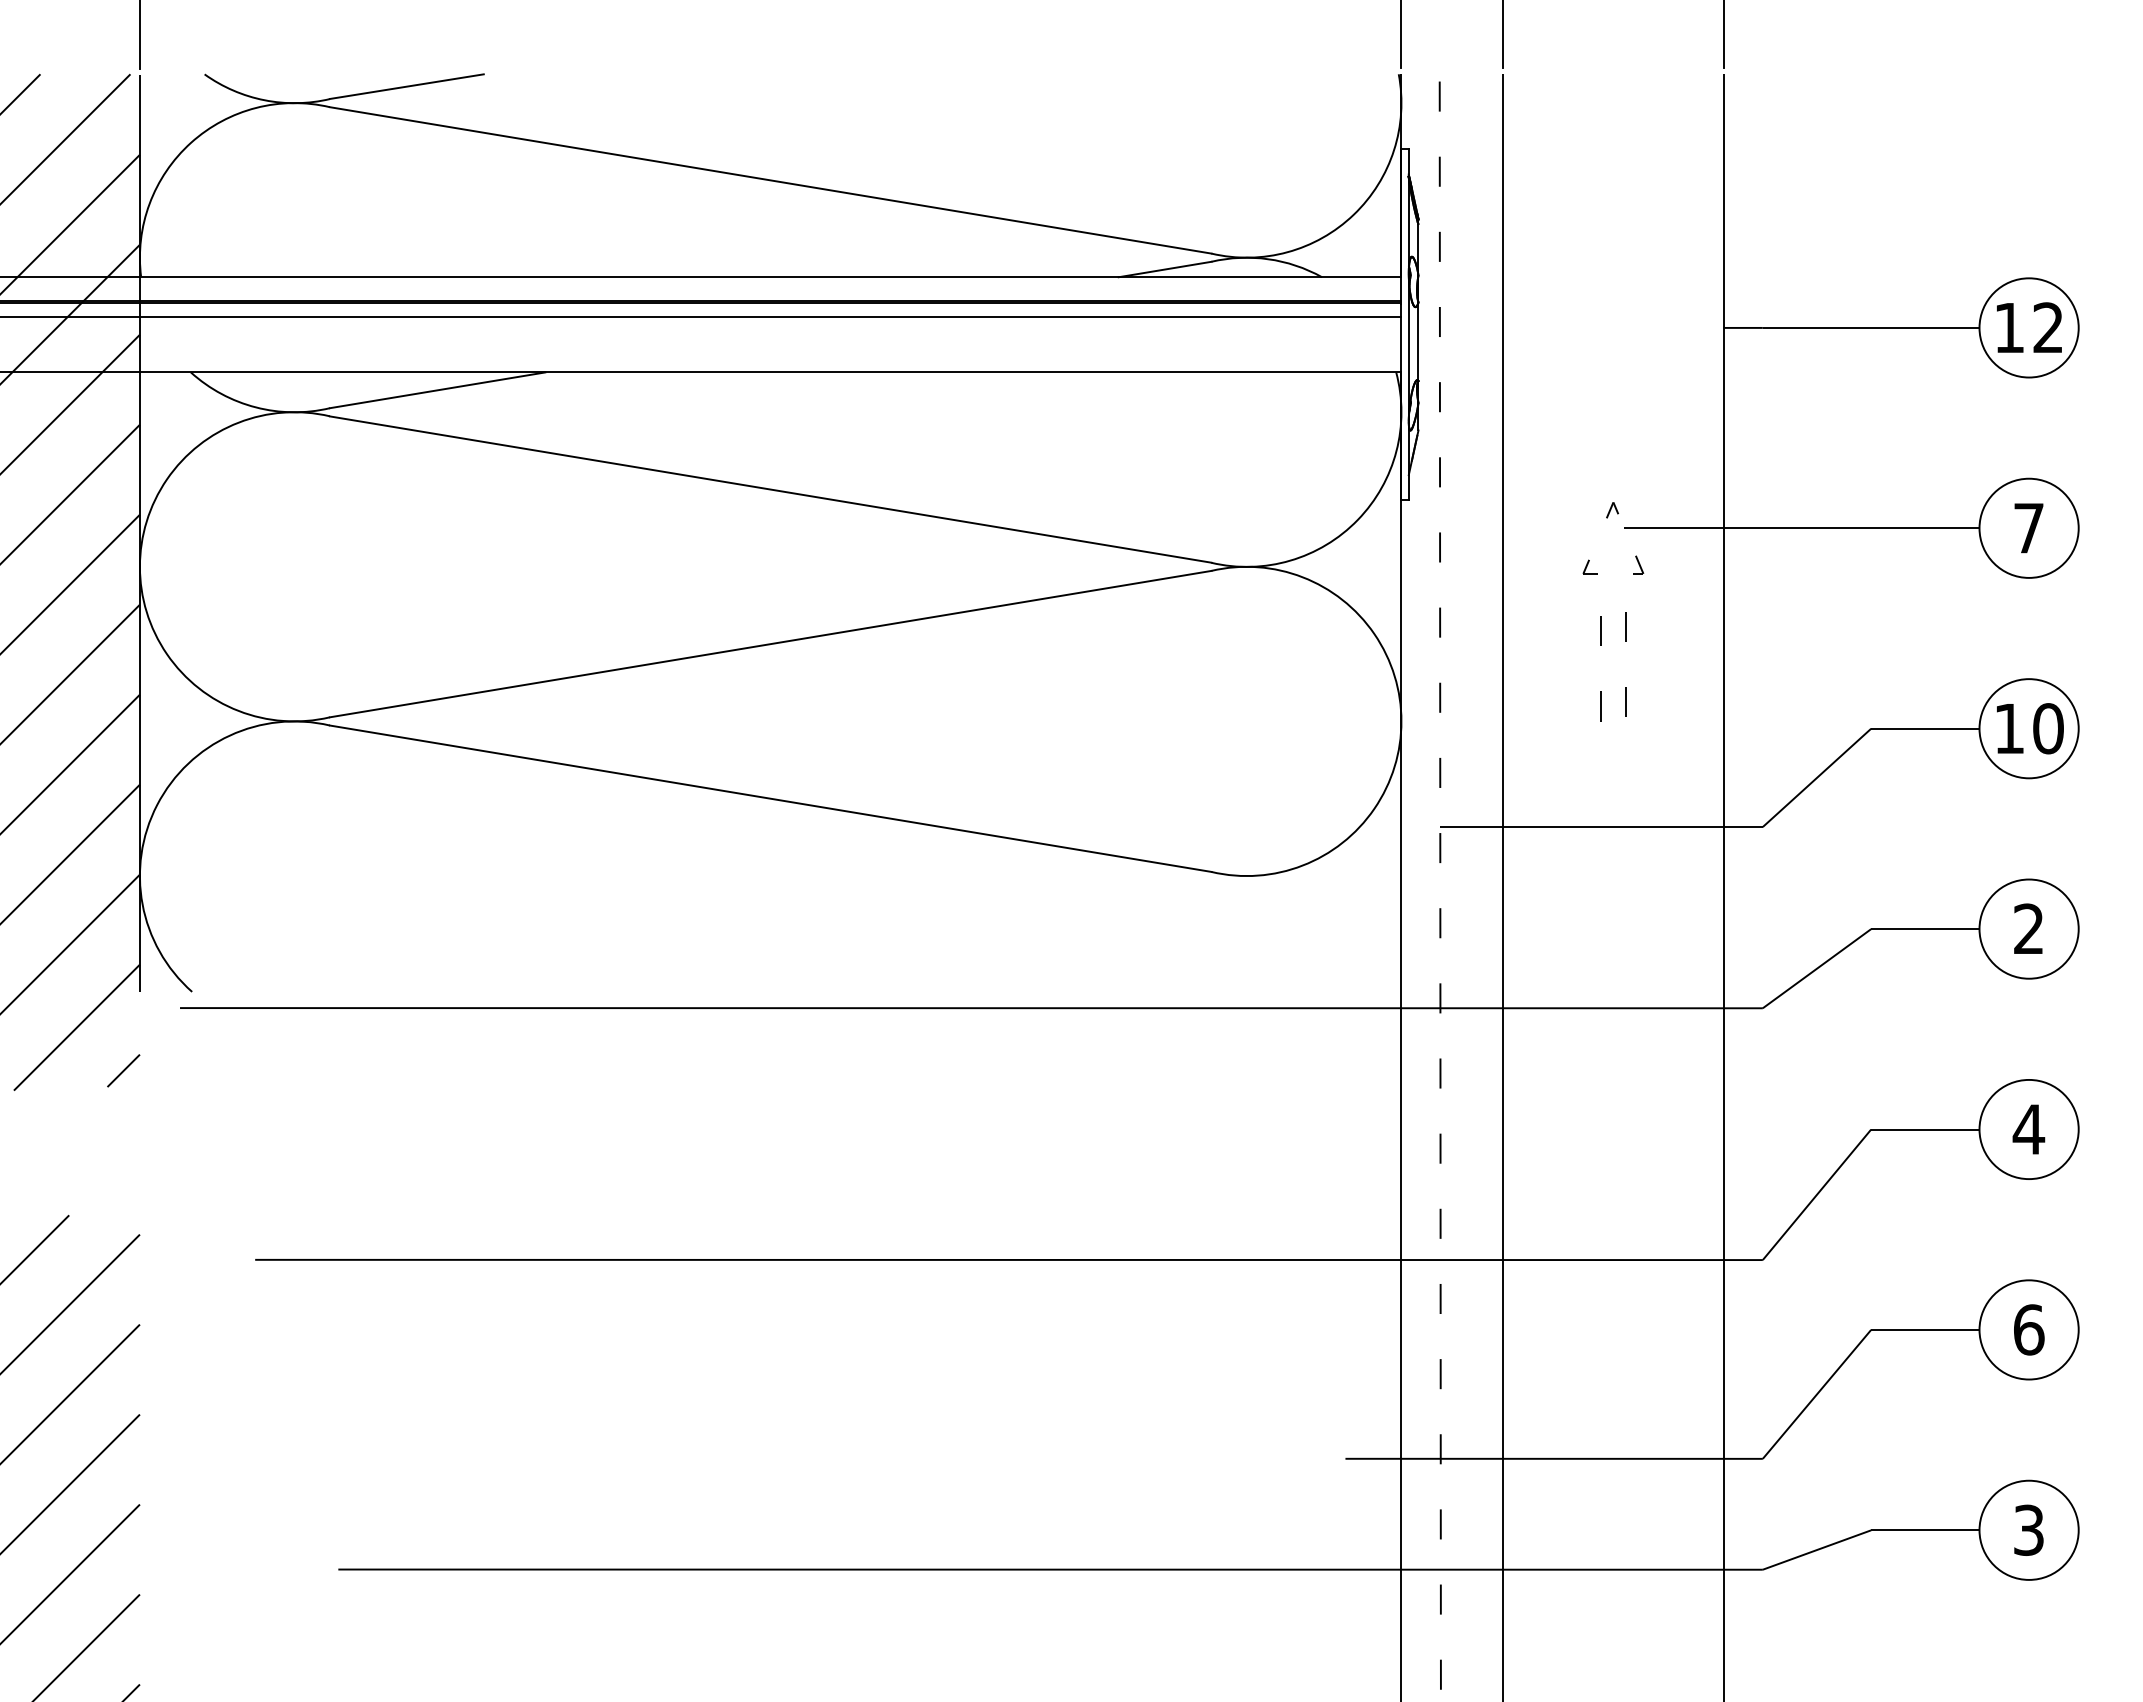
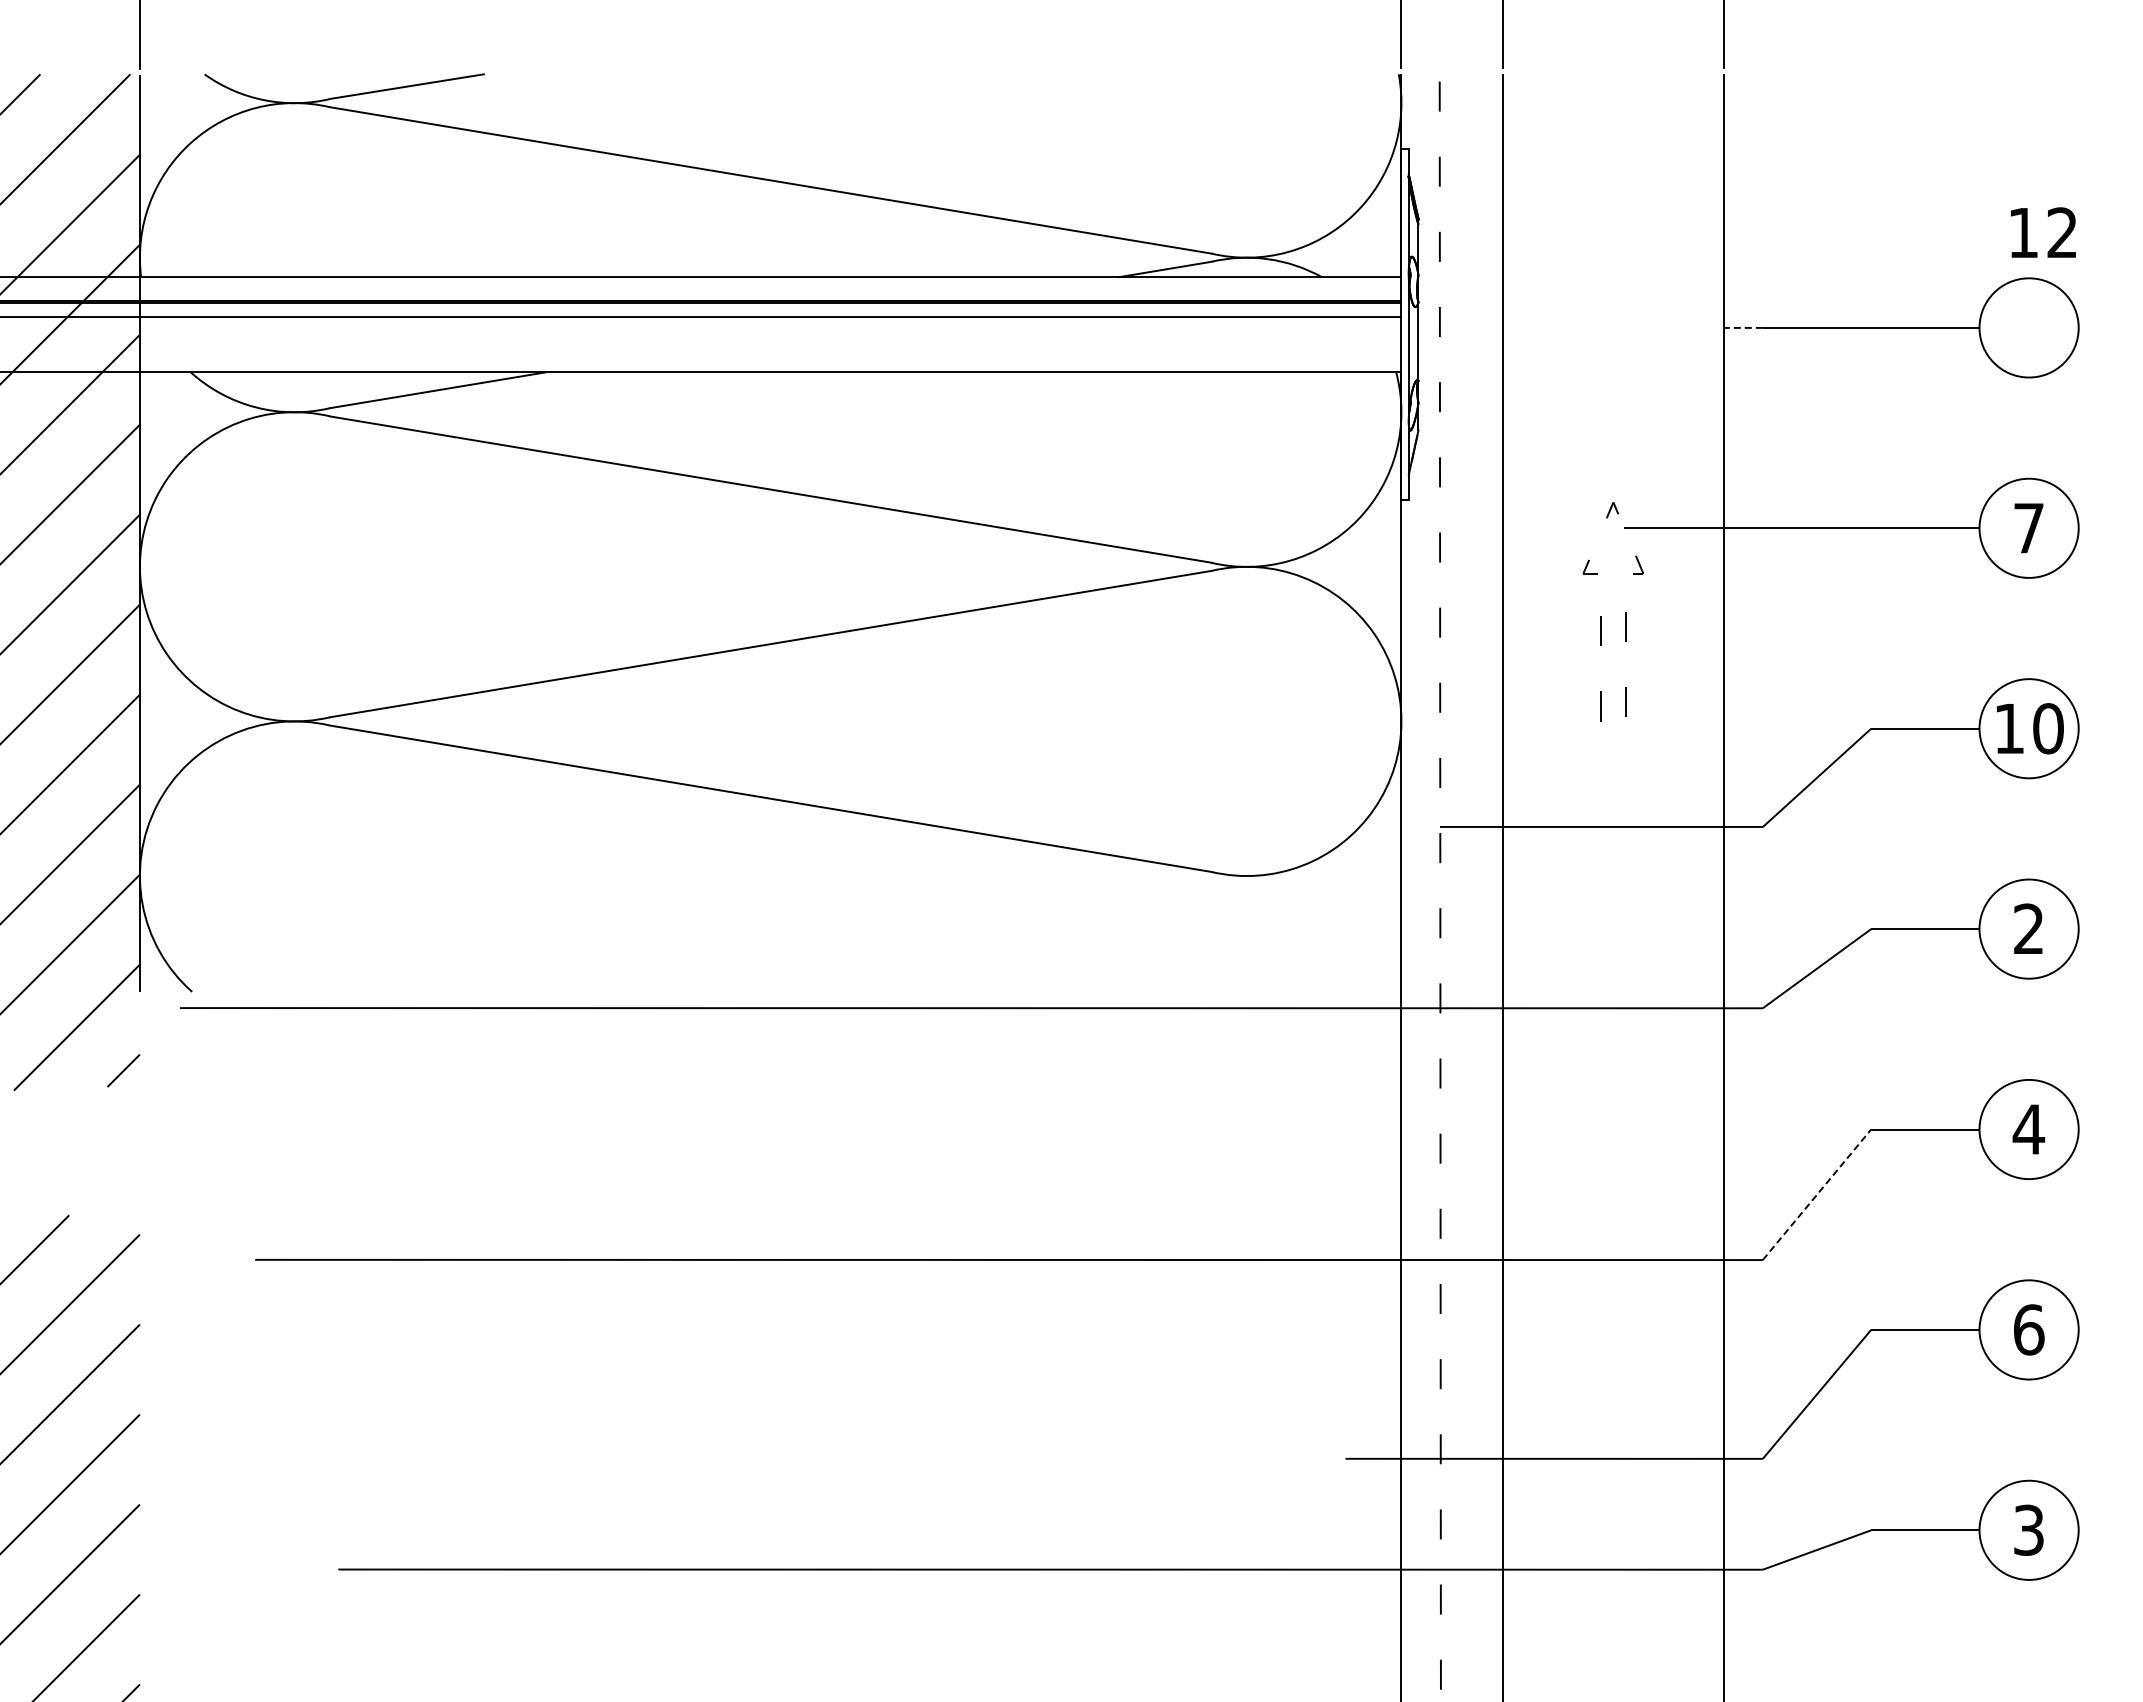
line: solid -> dashed (1743, 327)
text position: (2029, 327) -> (2043, 232) (2043, 232)
line: solid -> dashed (1817, 1194)
